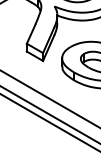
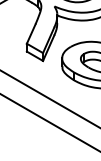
line: present -> none (49, 114)
